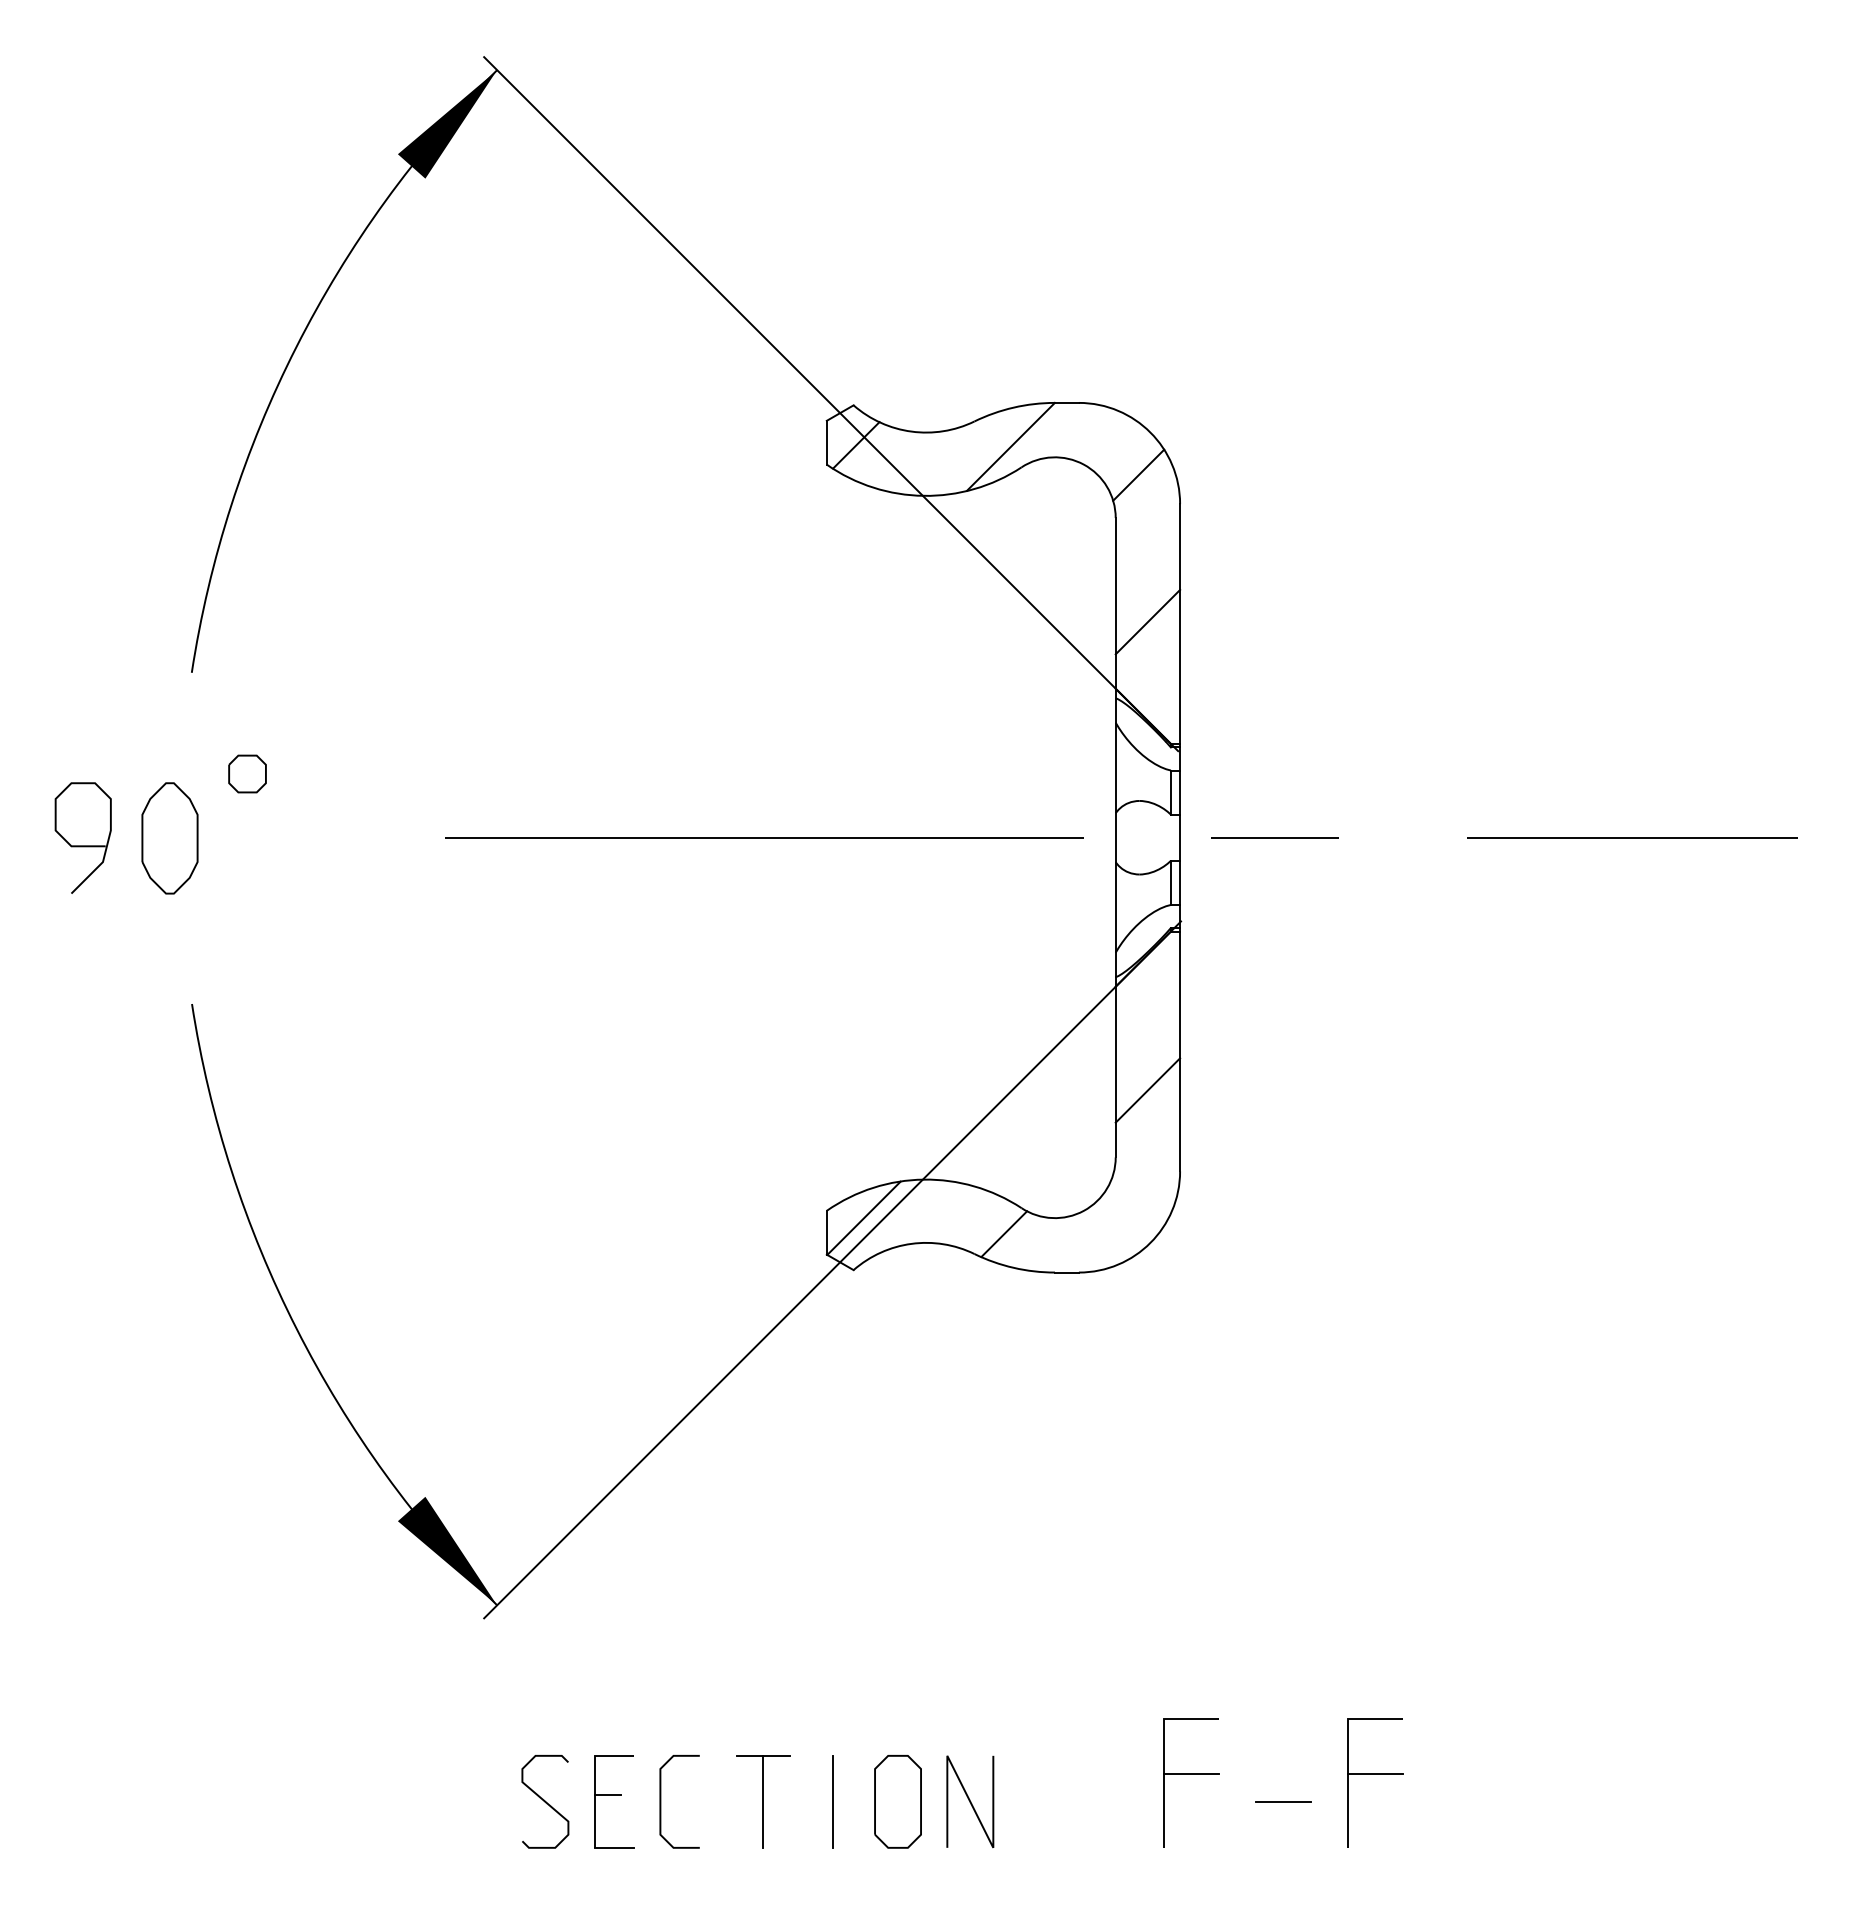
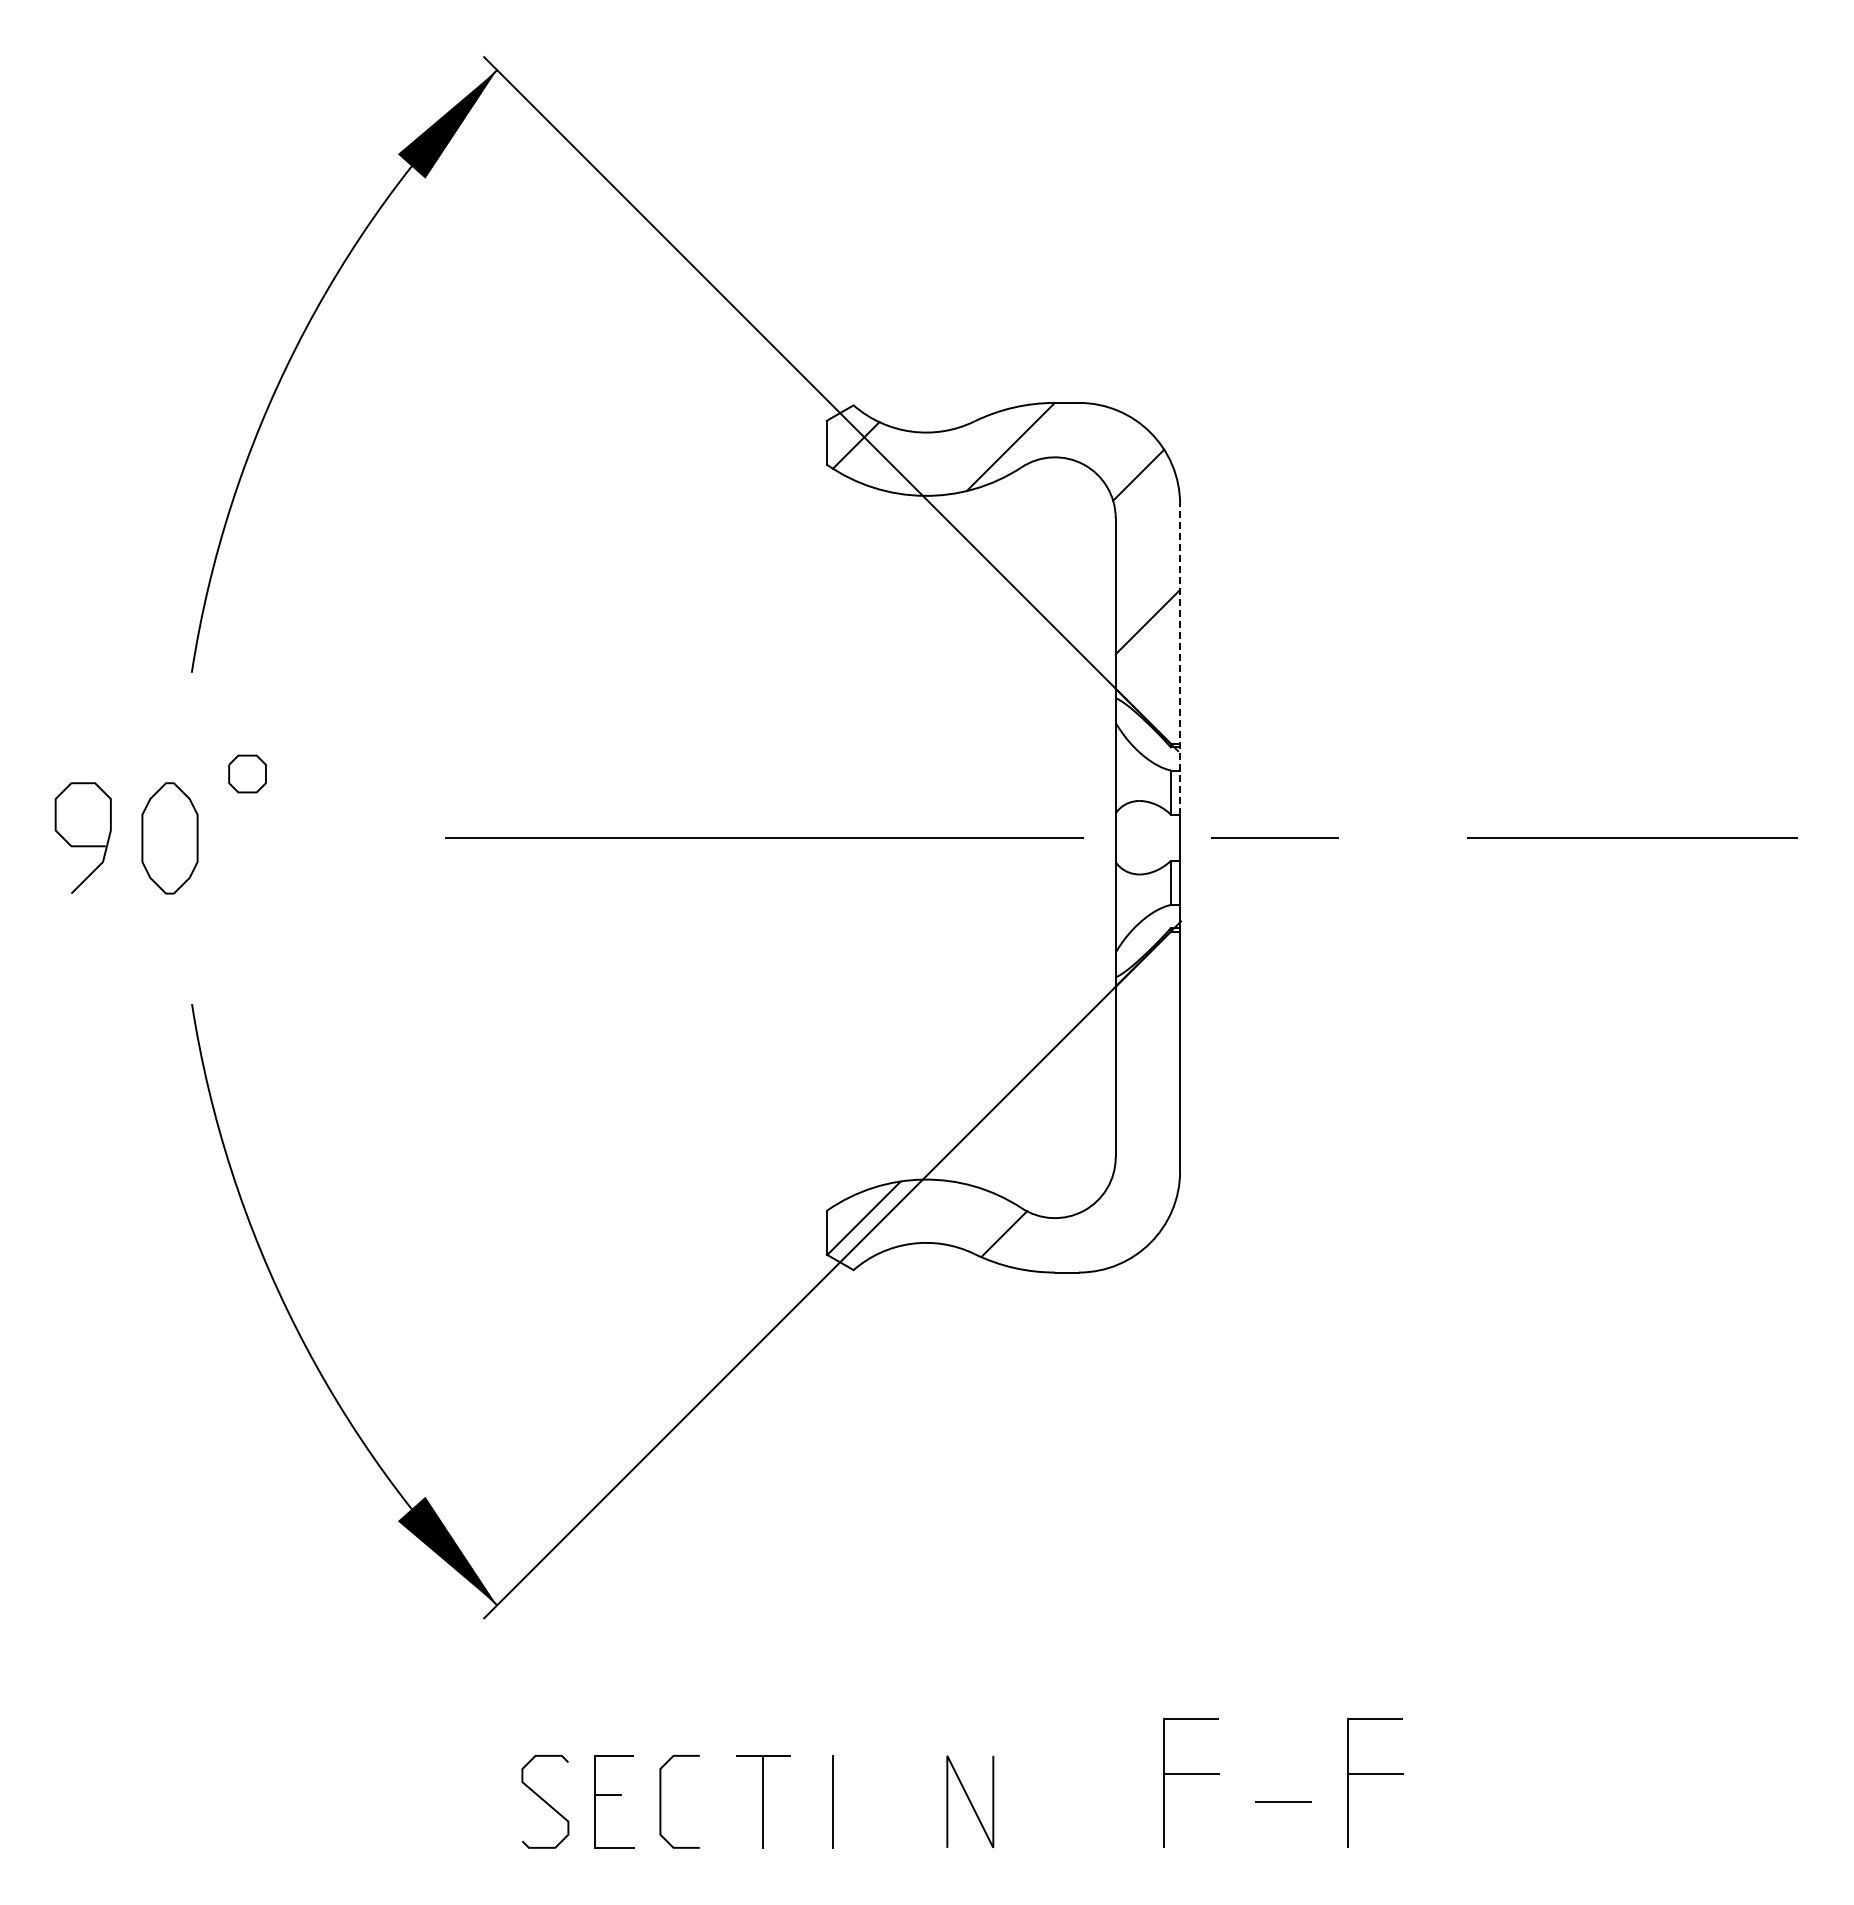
line: solid -> dashed (1180, 658)
line: present -> none (1147, 1090)
part: present -> none (897, 1801)
